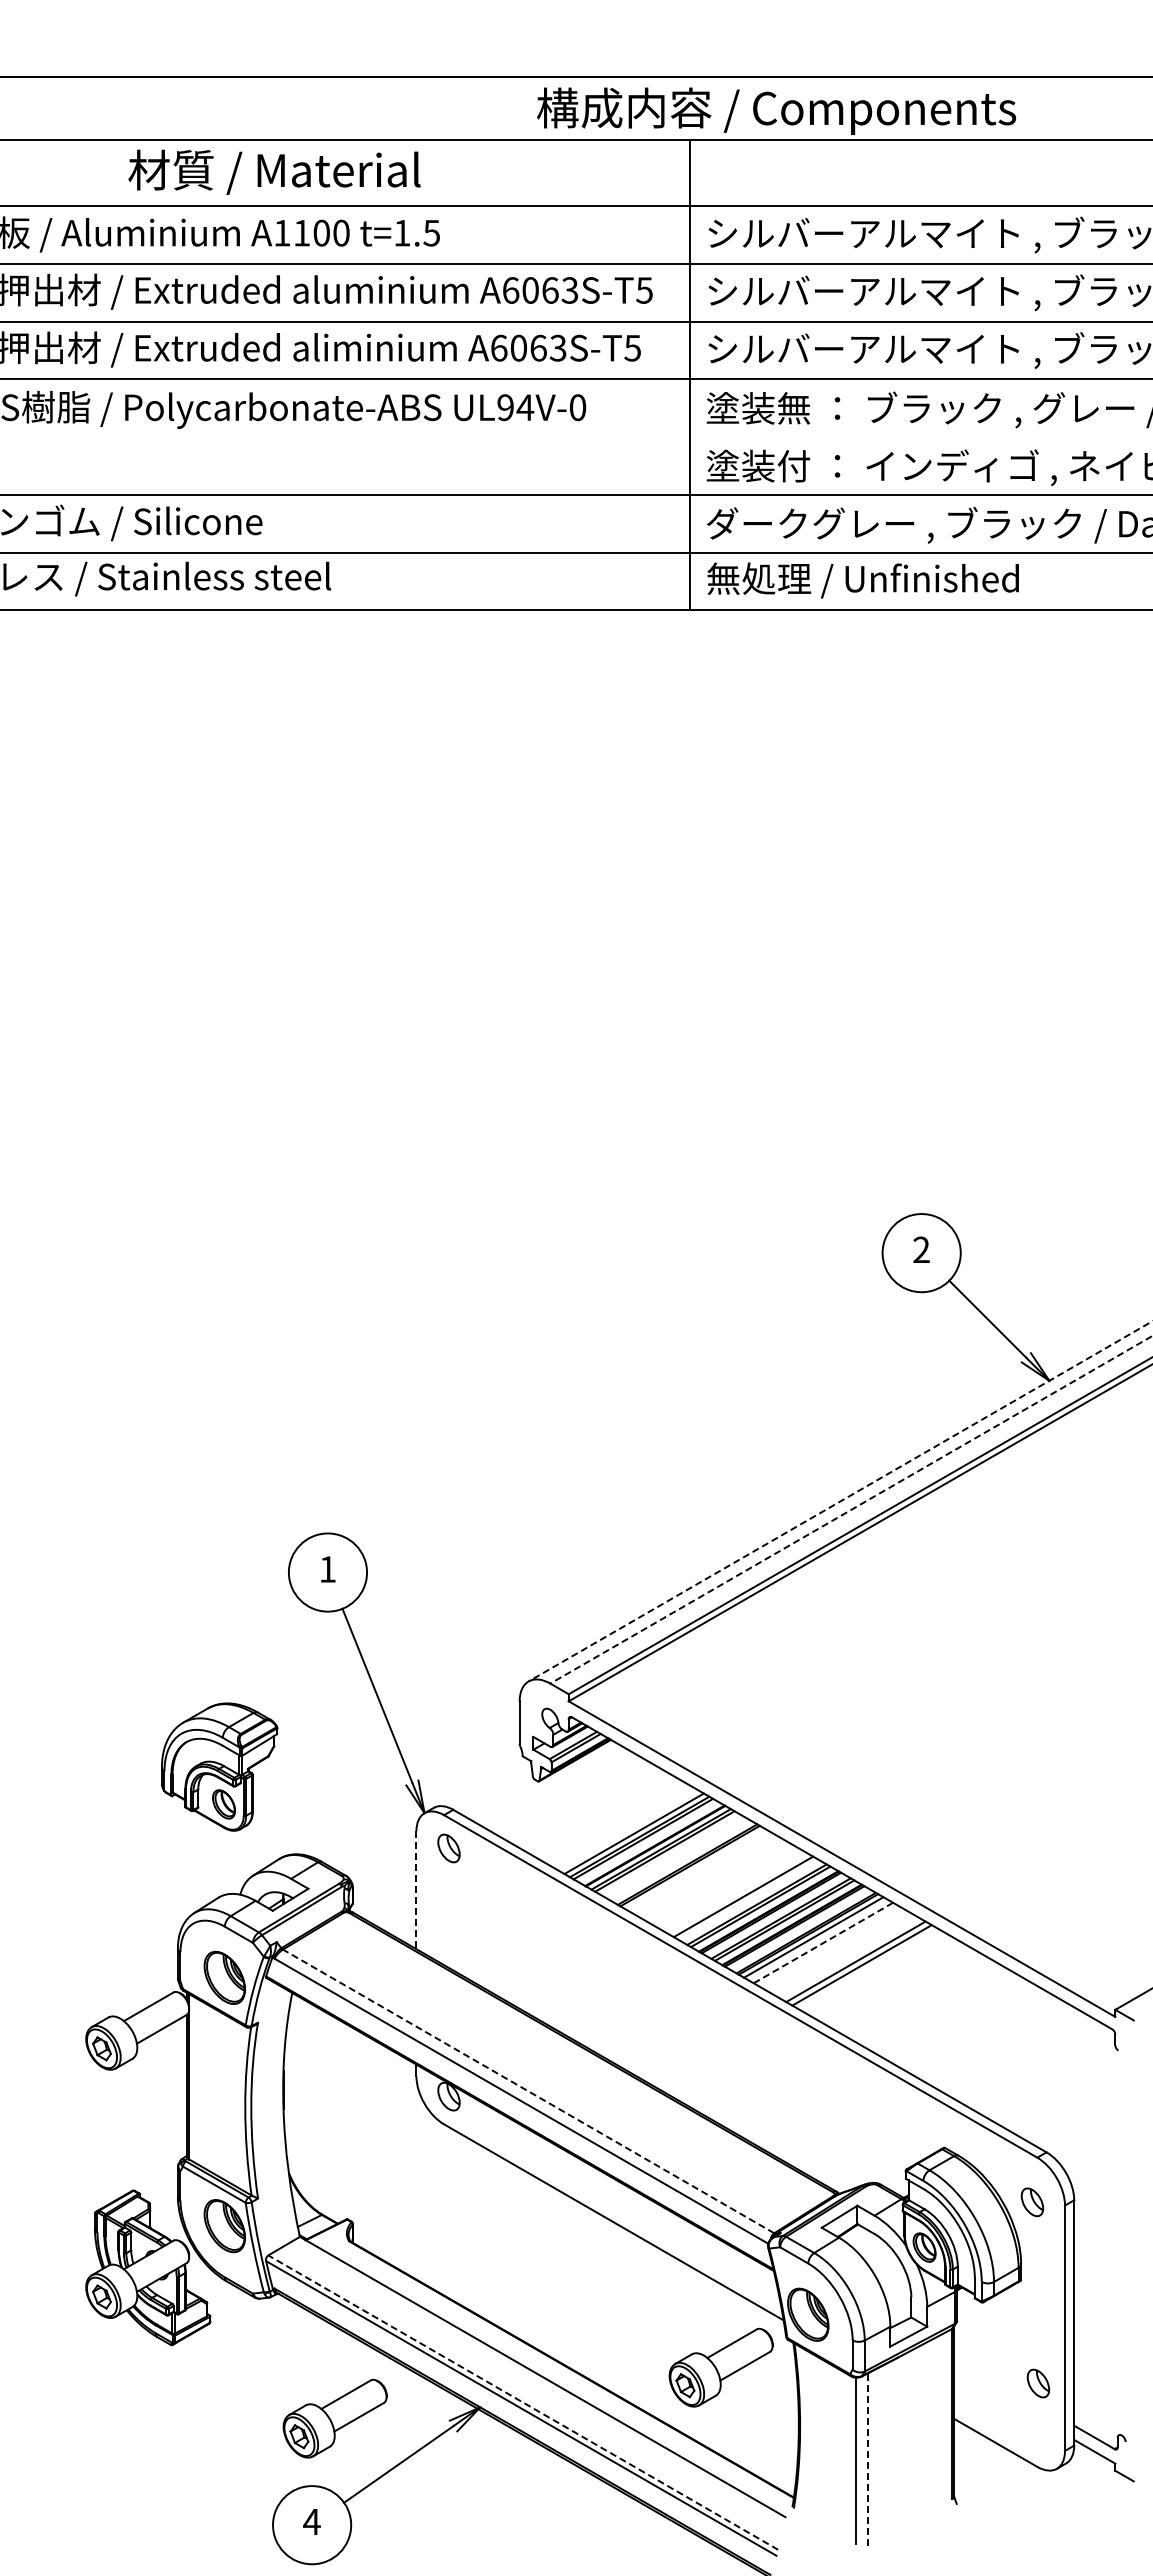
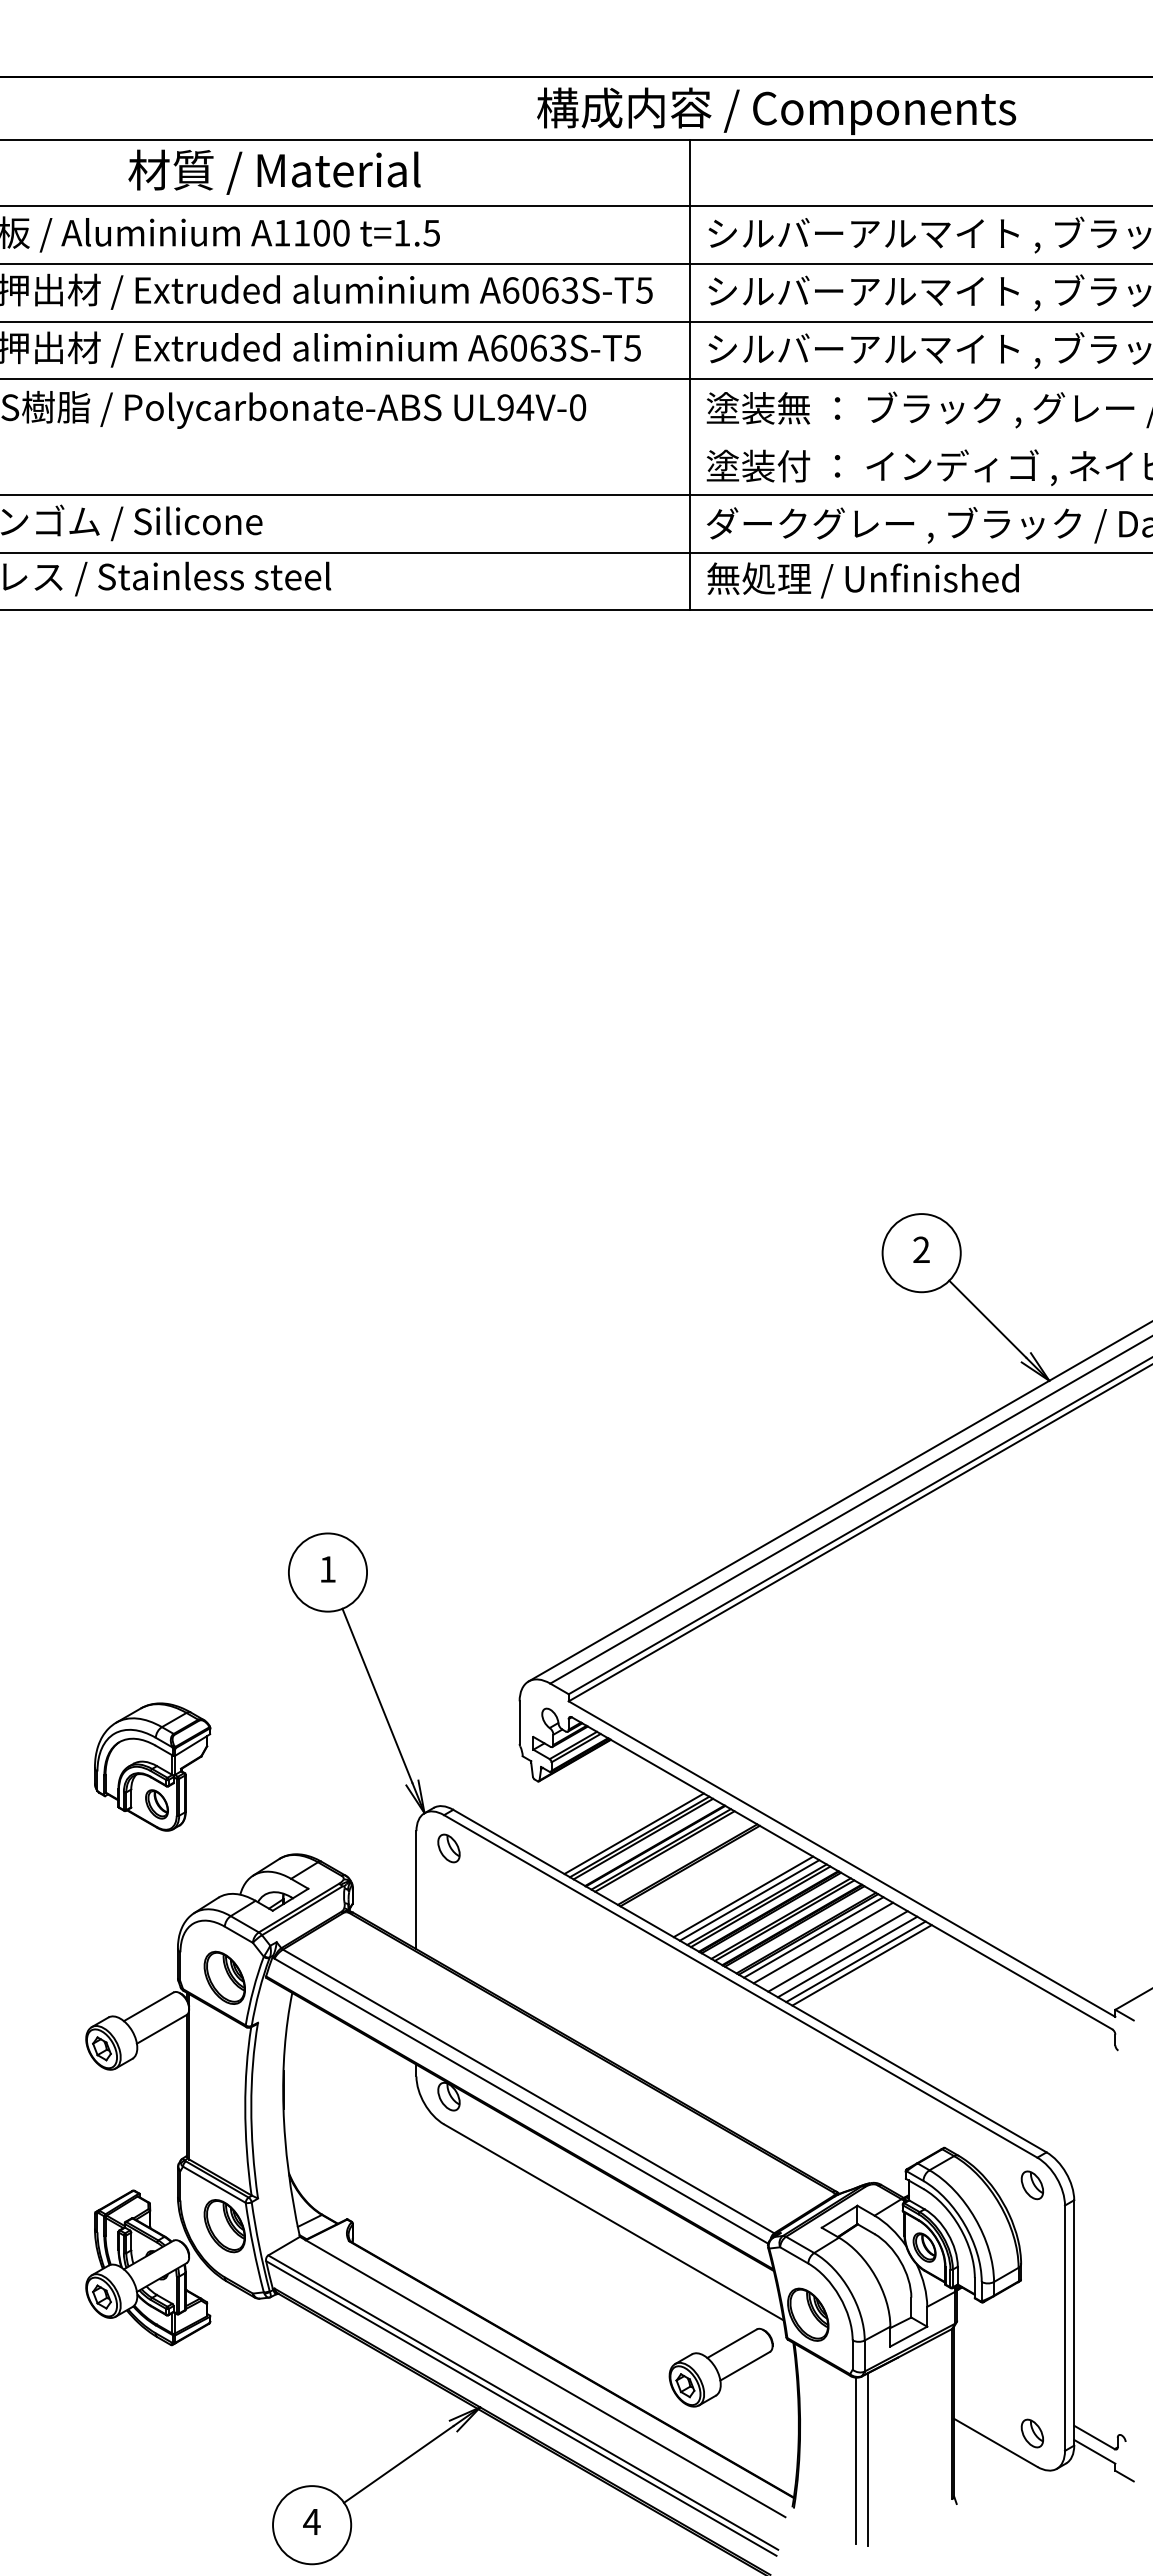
line: dashed -> solid (840, 1501)
line: dashed -> solid (851, 1509)
part position: (219, 1766) -> (152, 1766) (152, 1766)
line: dashed -> solid (416, 1890)
line: none -> present (749, 1900)
line: dashed -> solid (822, 1943)
line: none -> present (837, 1951)
line: none -> present (847, 1956)
line: dashed -> solid (528, 2091)
part position: (1032, 2202) -> (1032, 2185) (1032, 2185)
part position: (1038, 2383) -> (1032, 2433) (1032, 2433)
line: dashed -> solid (522, 2402)
part: present -> none (334, 2418)
line: dashed -> solid (868, 2458)
